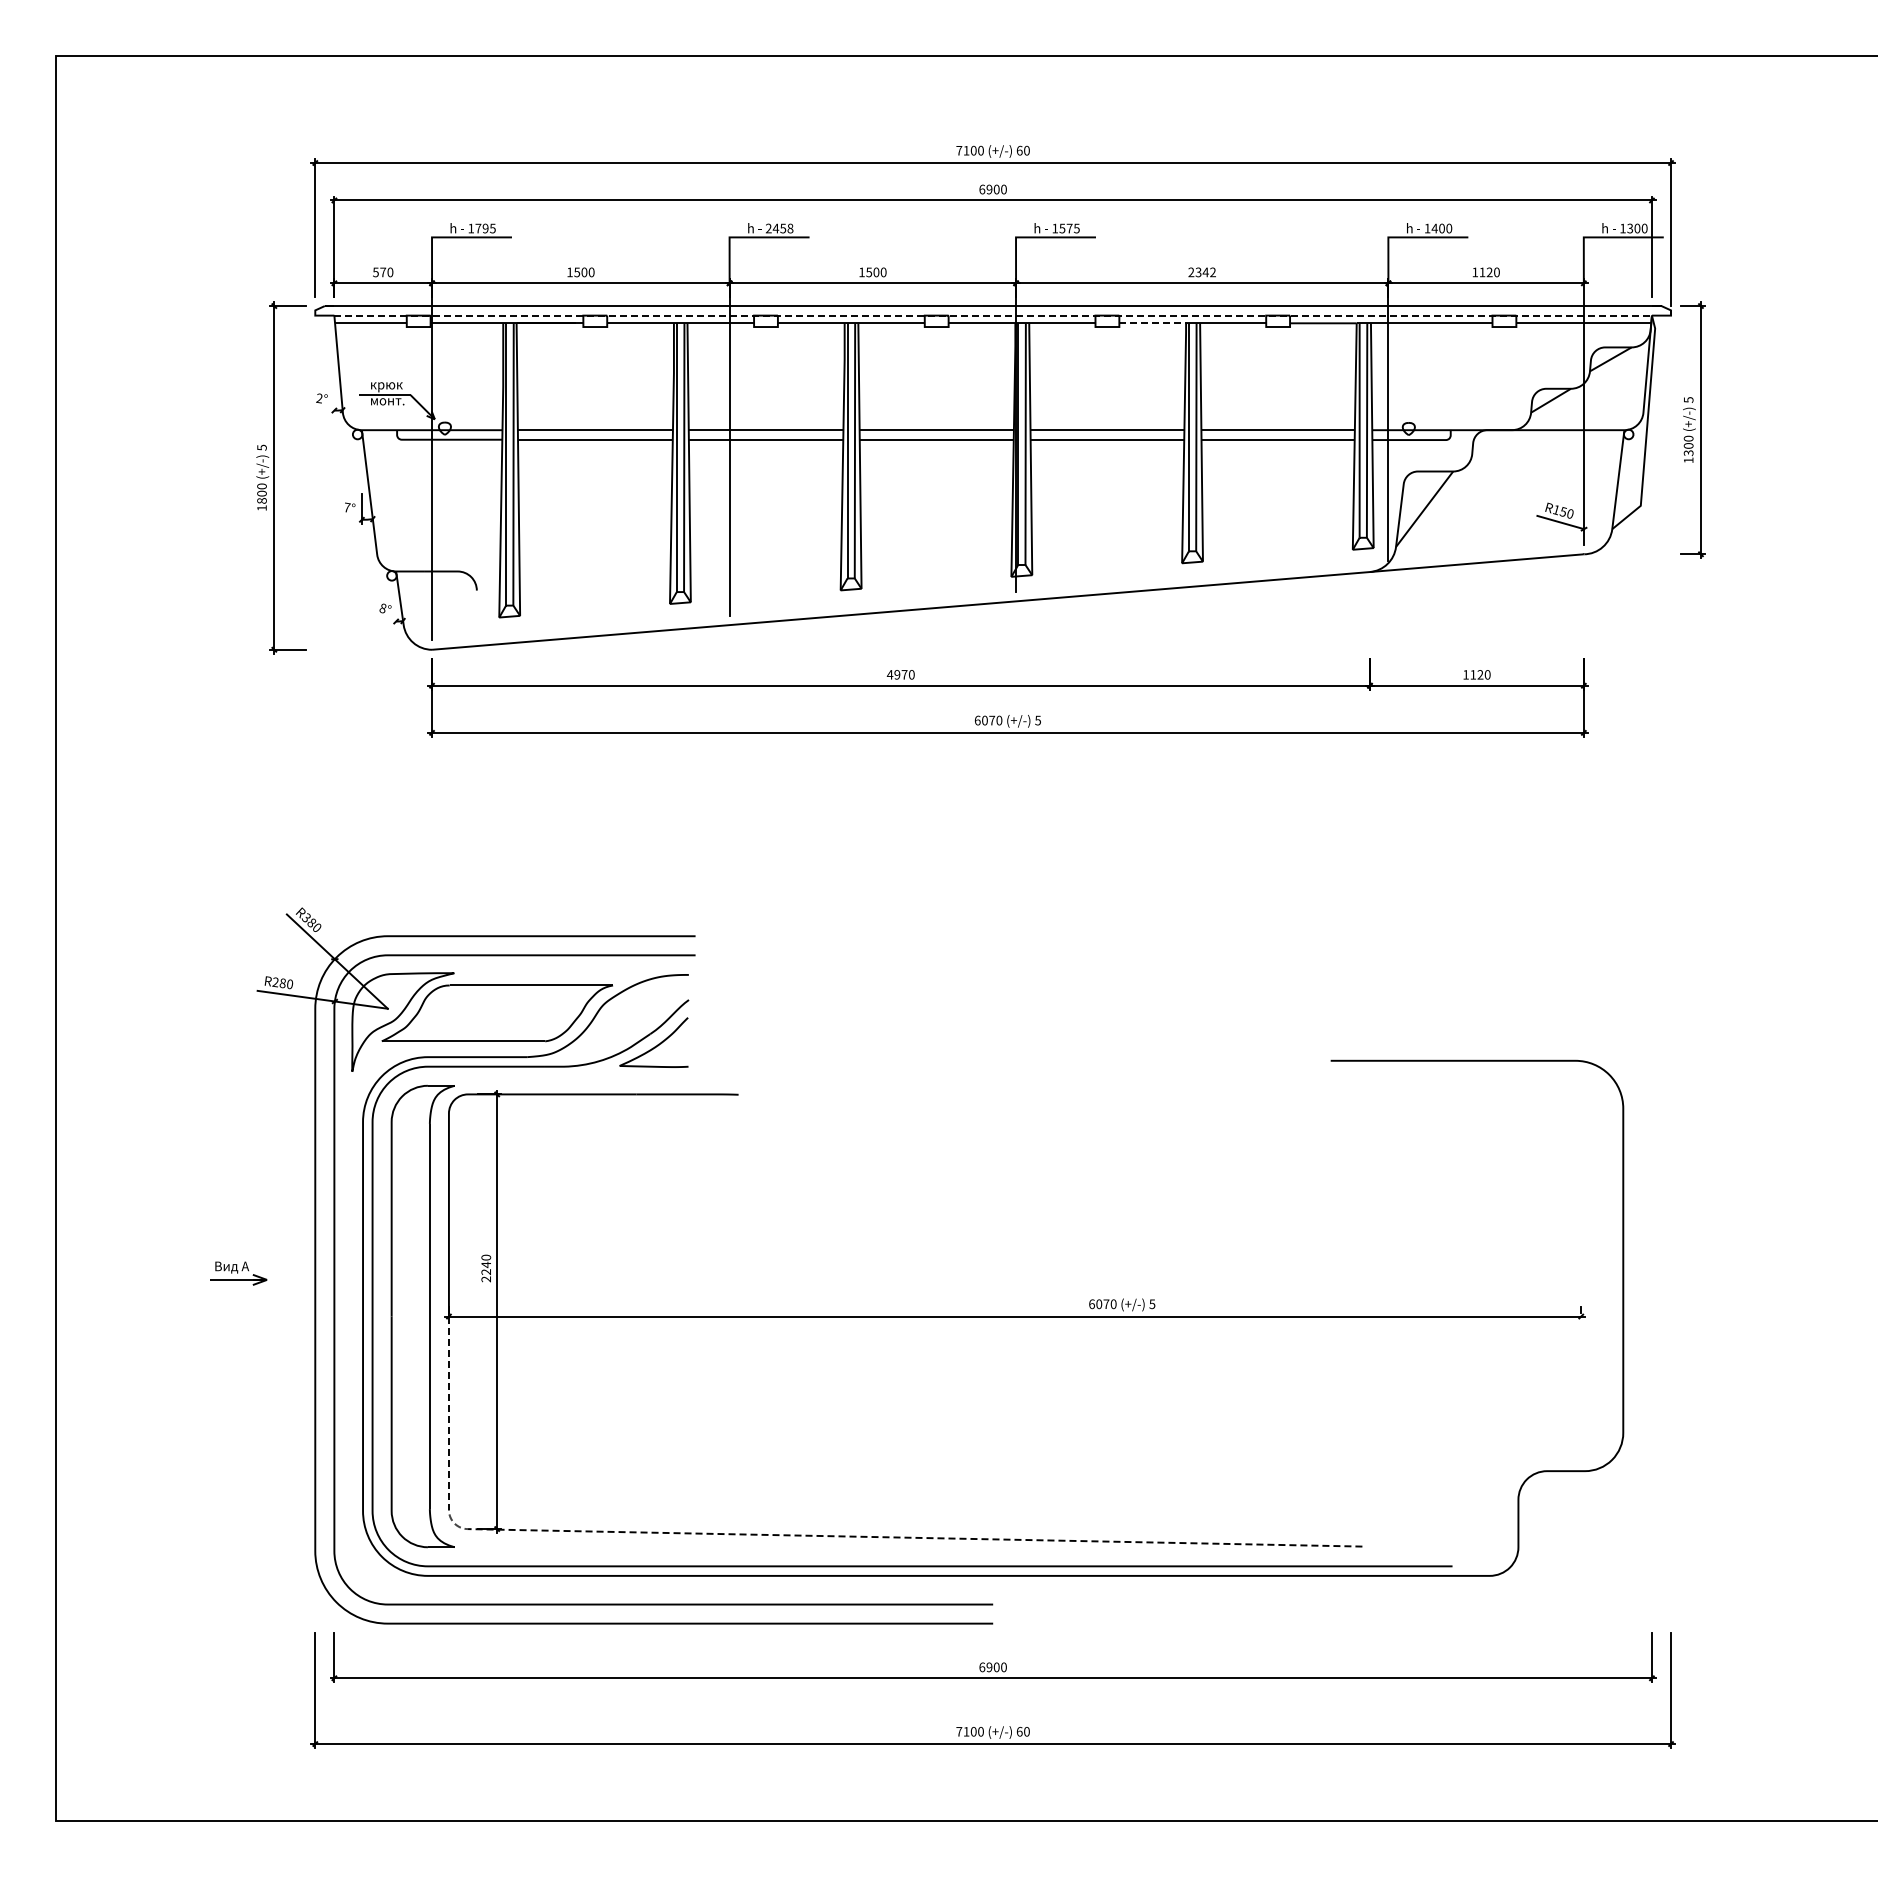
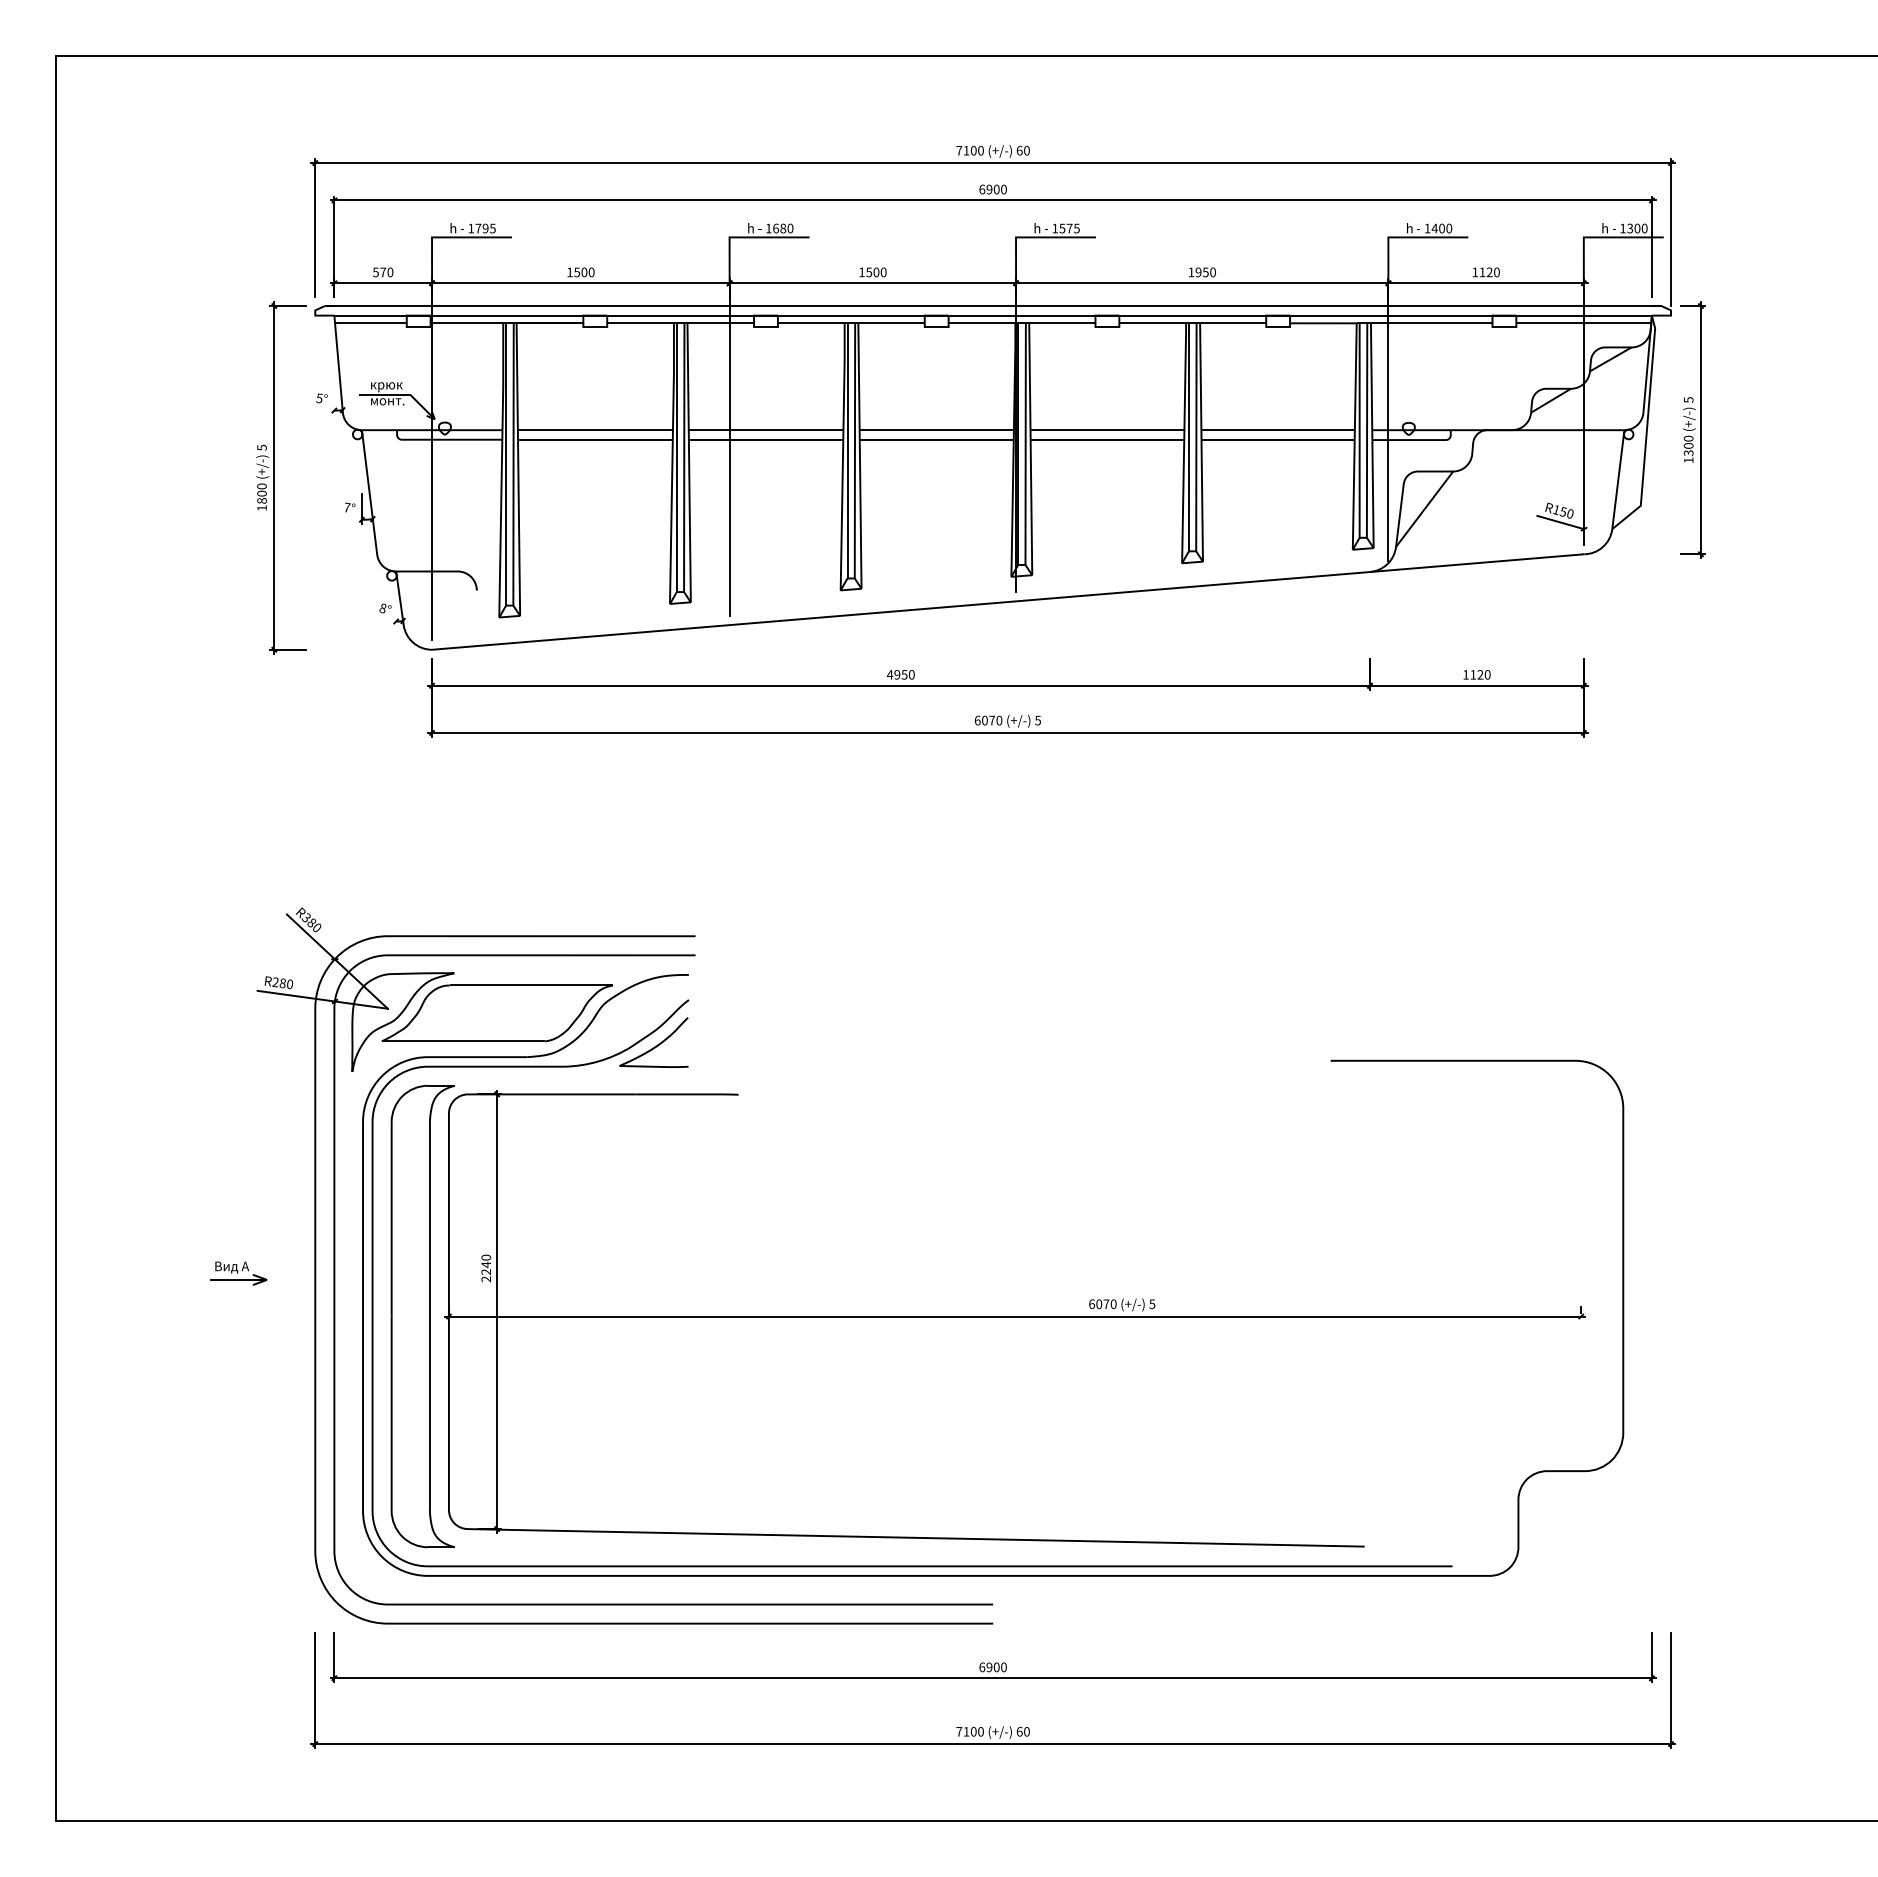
text: 2458 -> 1680 (779, 228)
text: 2342 -> 1950 (1201, 272)
line: dashed -> solid (993, 315)
line: dashed -> solid (1153, 323)
text: 2° -> 5° (319, 398)
text: 4970 -> 4950 (904, 674)
line: dashed -> solid (798, 1535)
